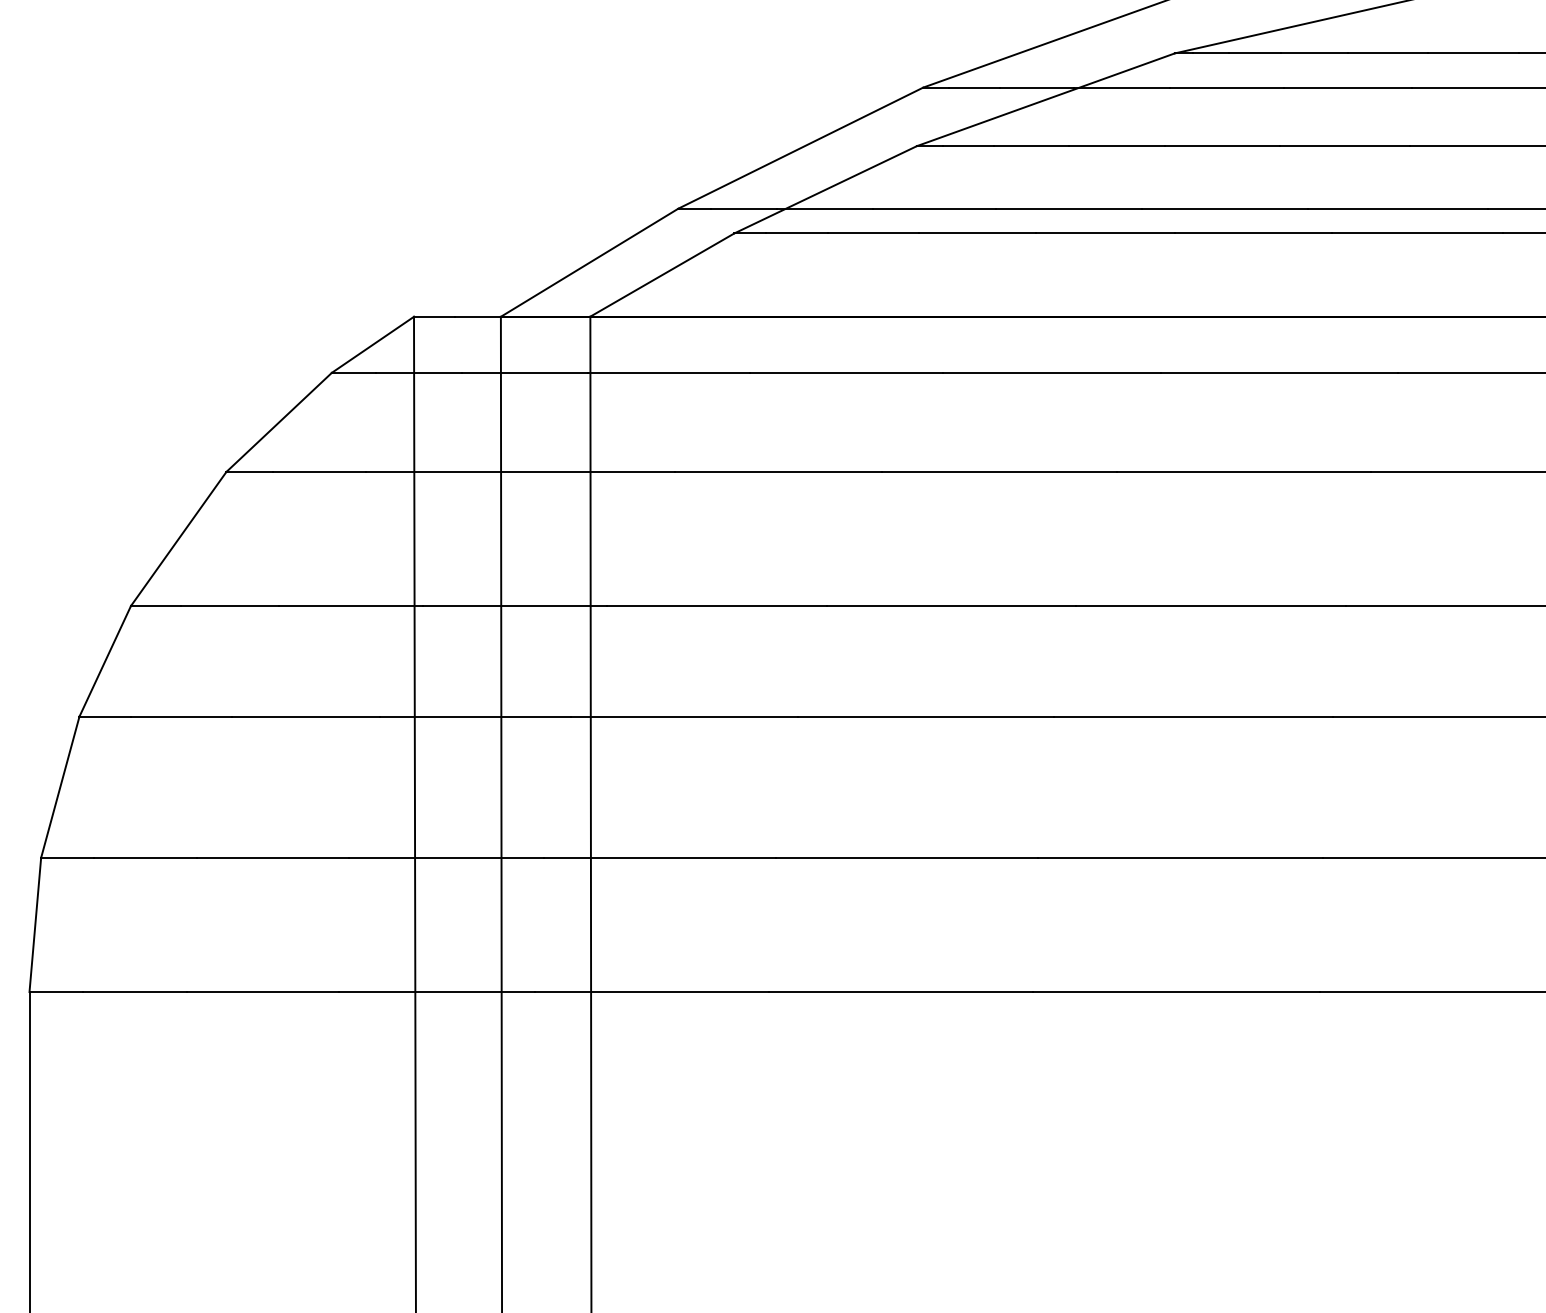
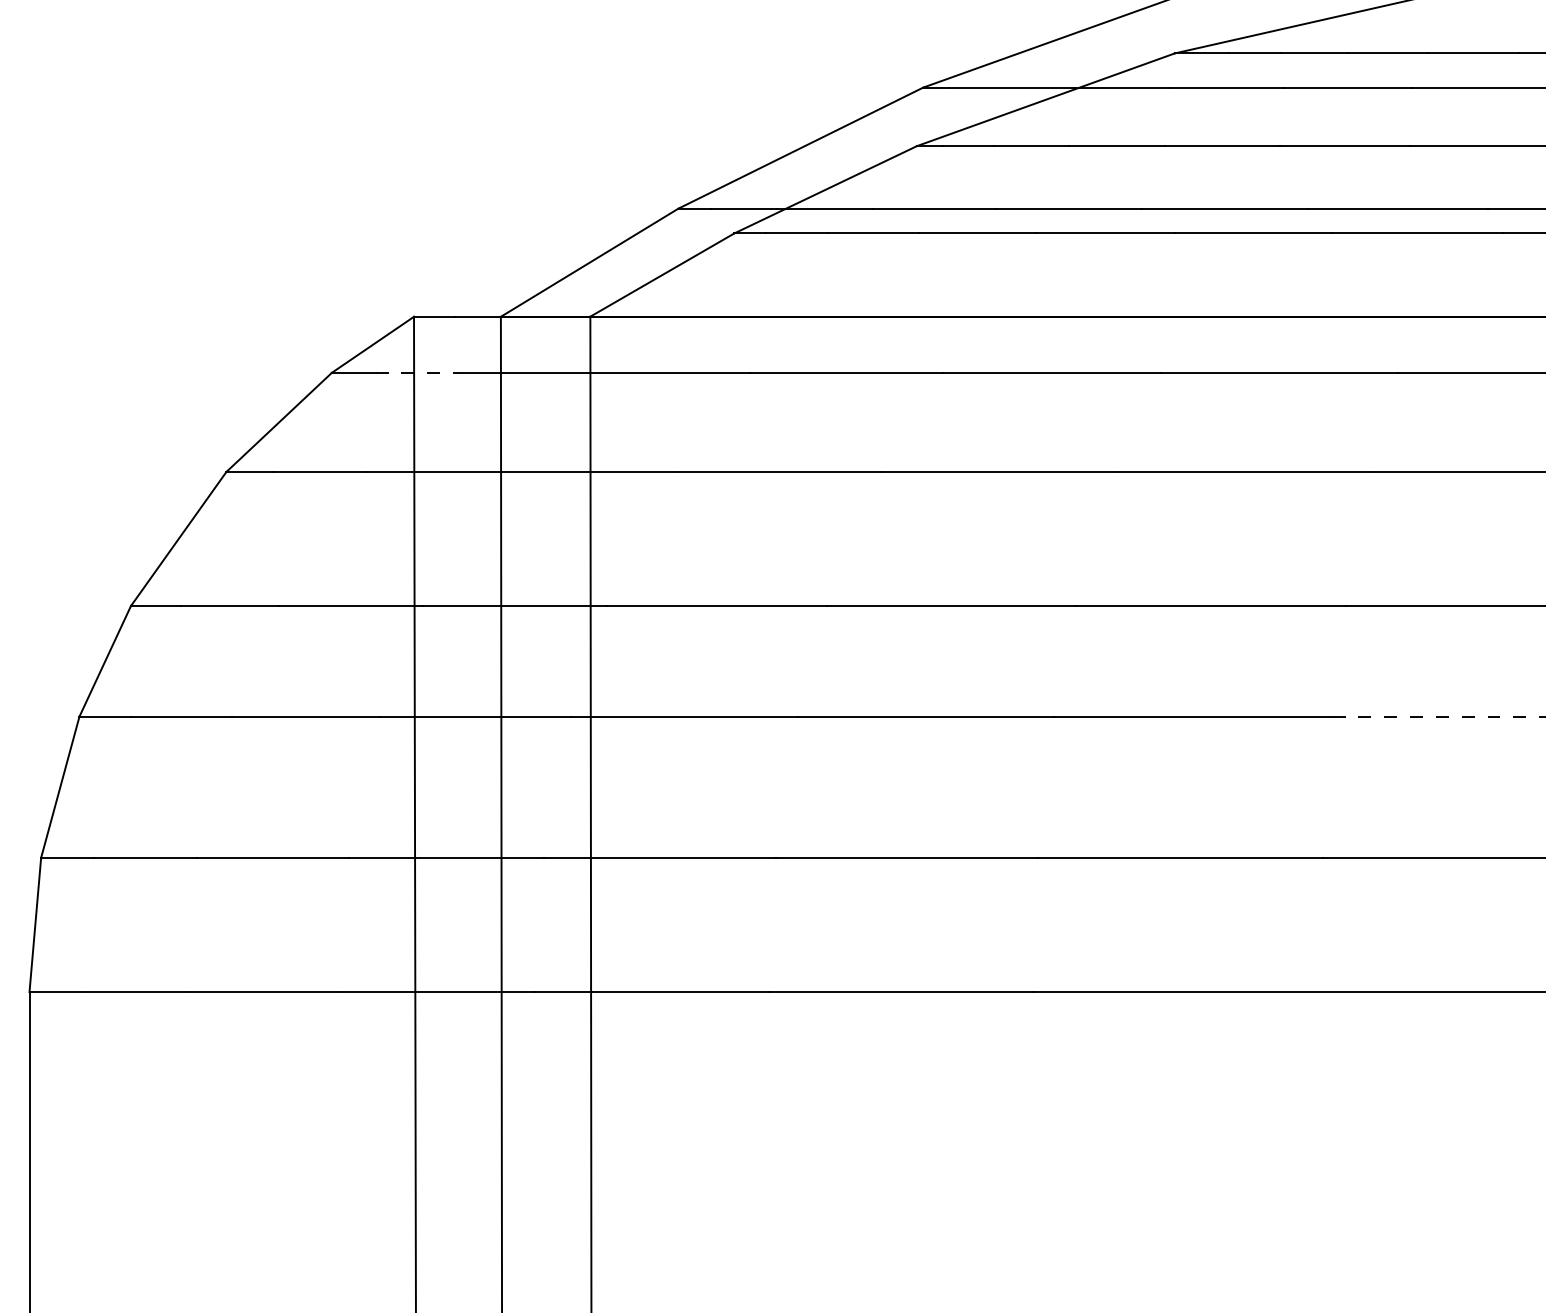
line: solid -> dashed (419, 372)
line: solid -> dashed (1439, 716)
